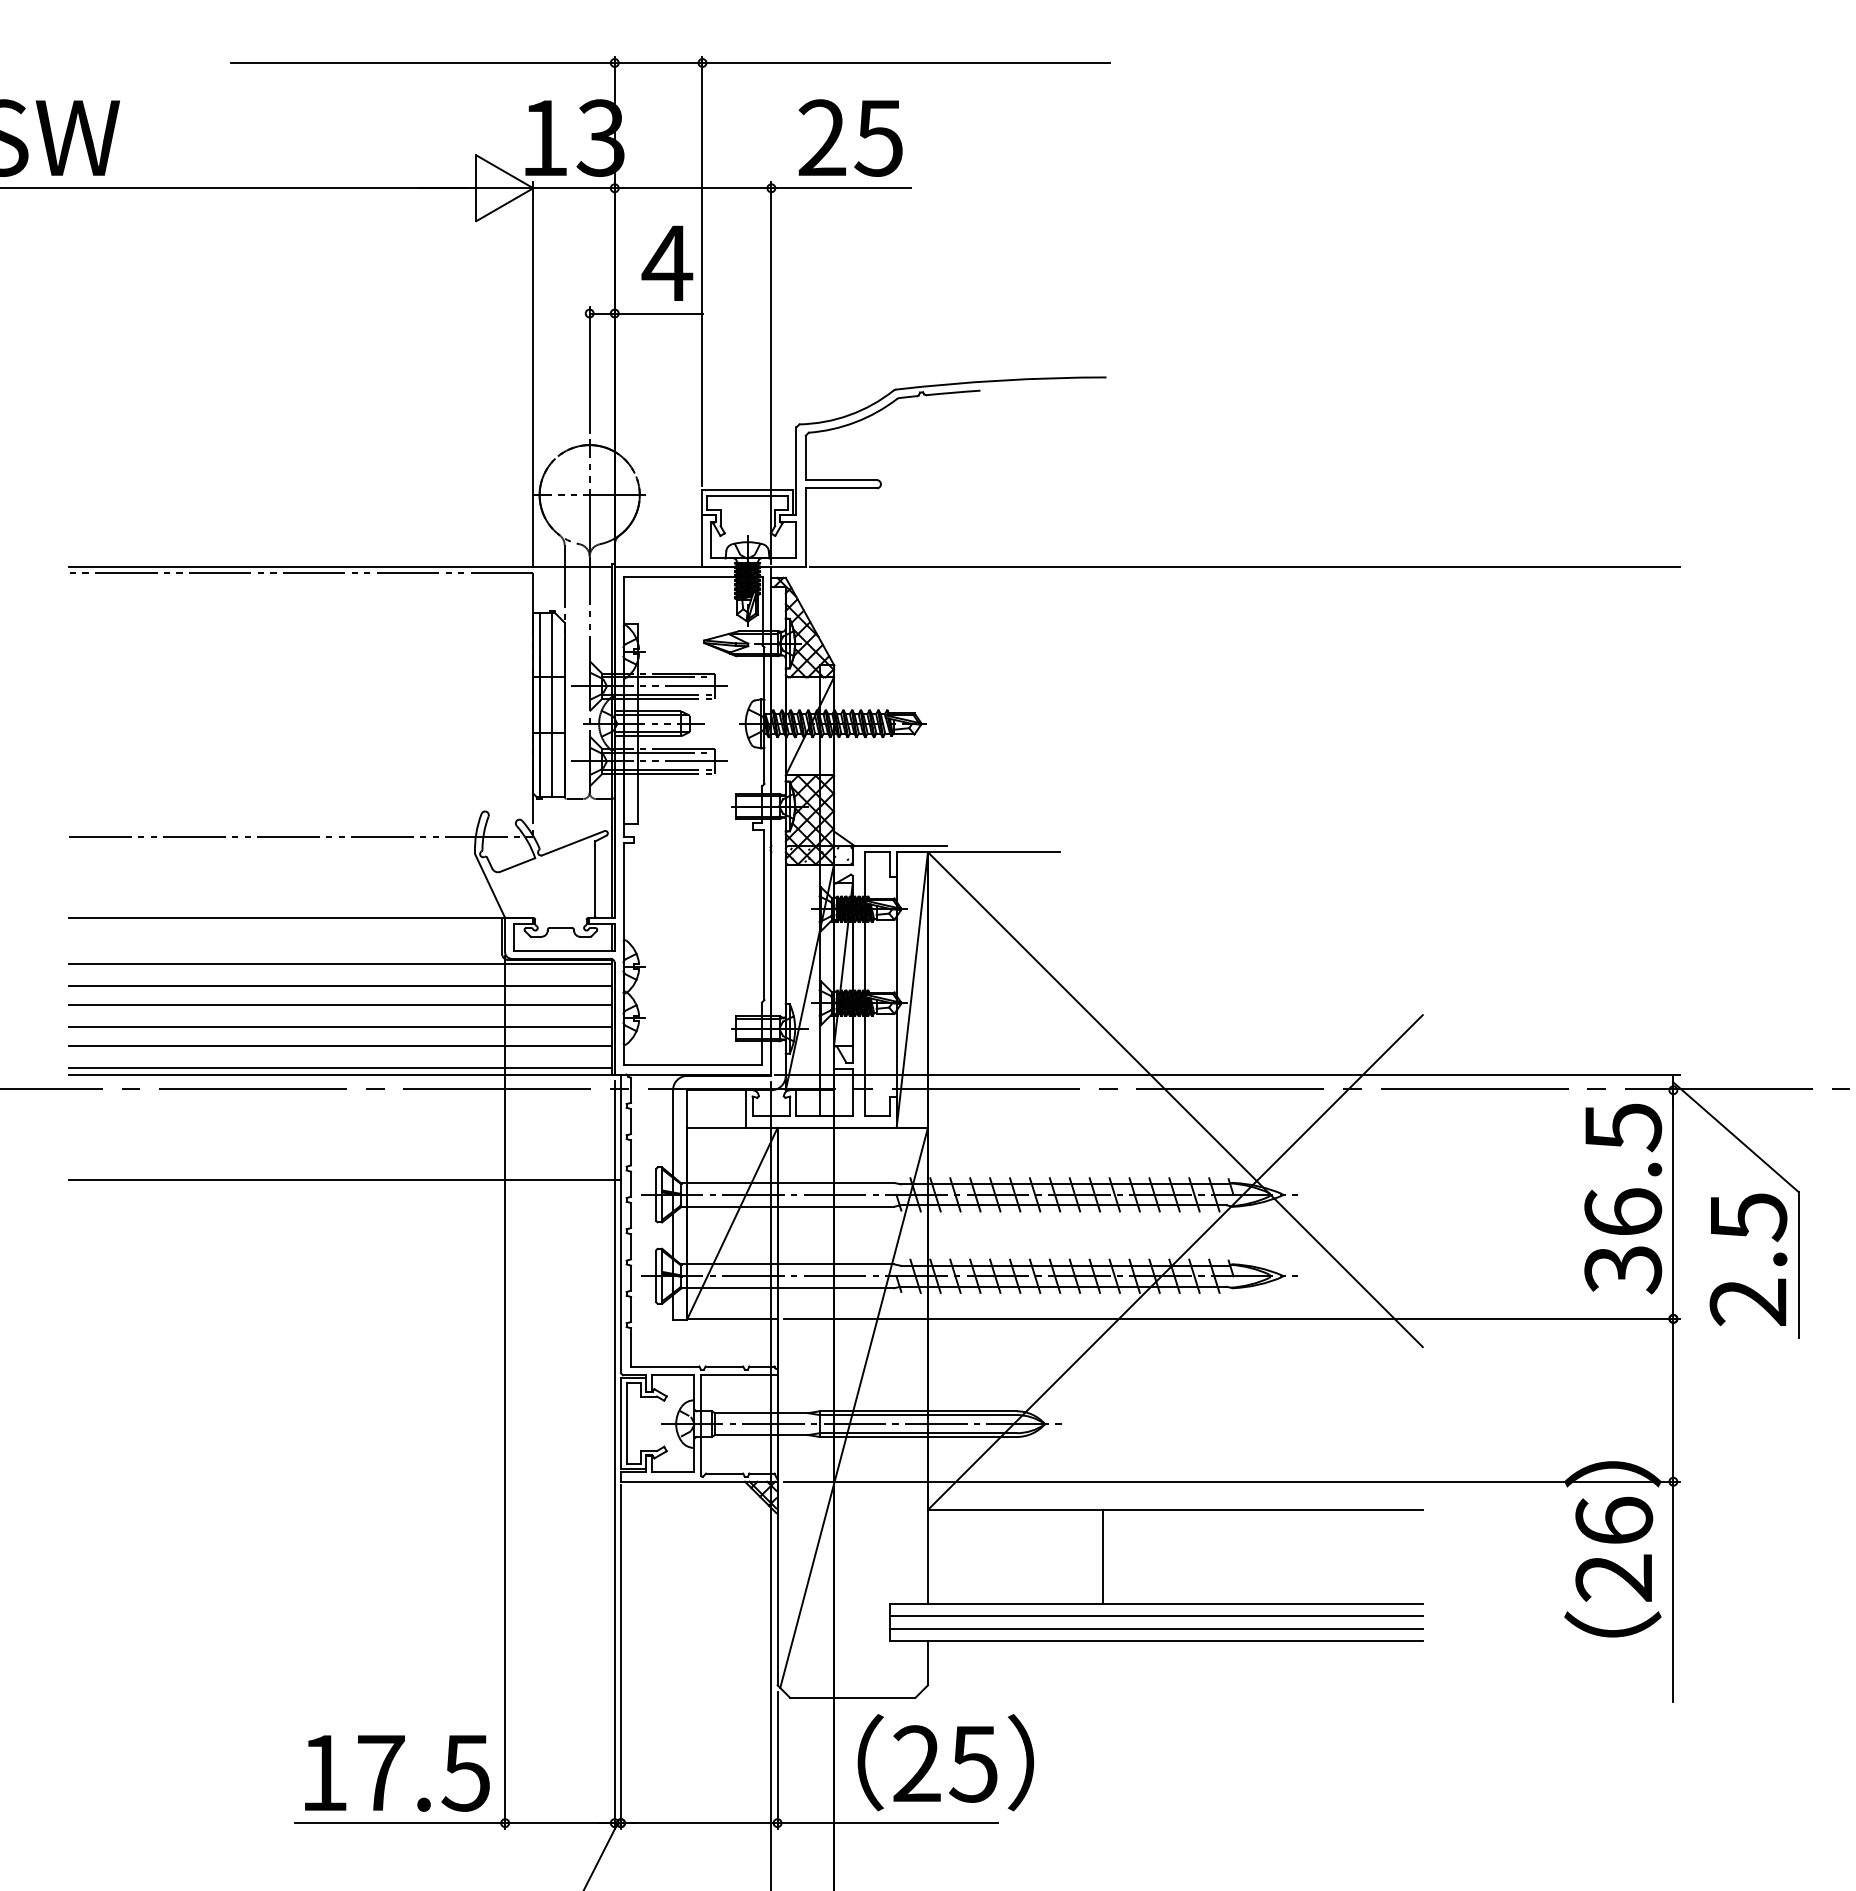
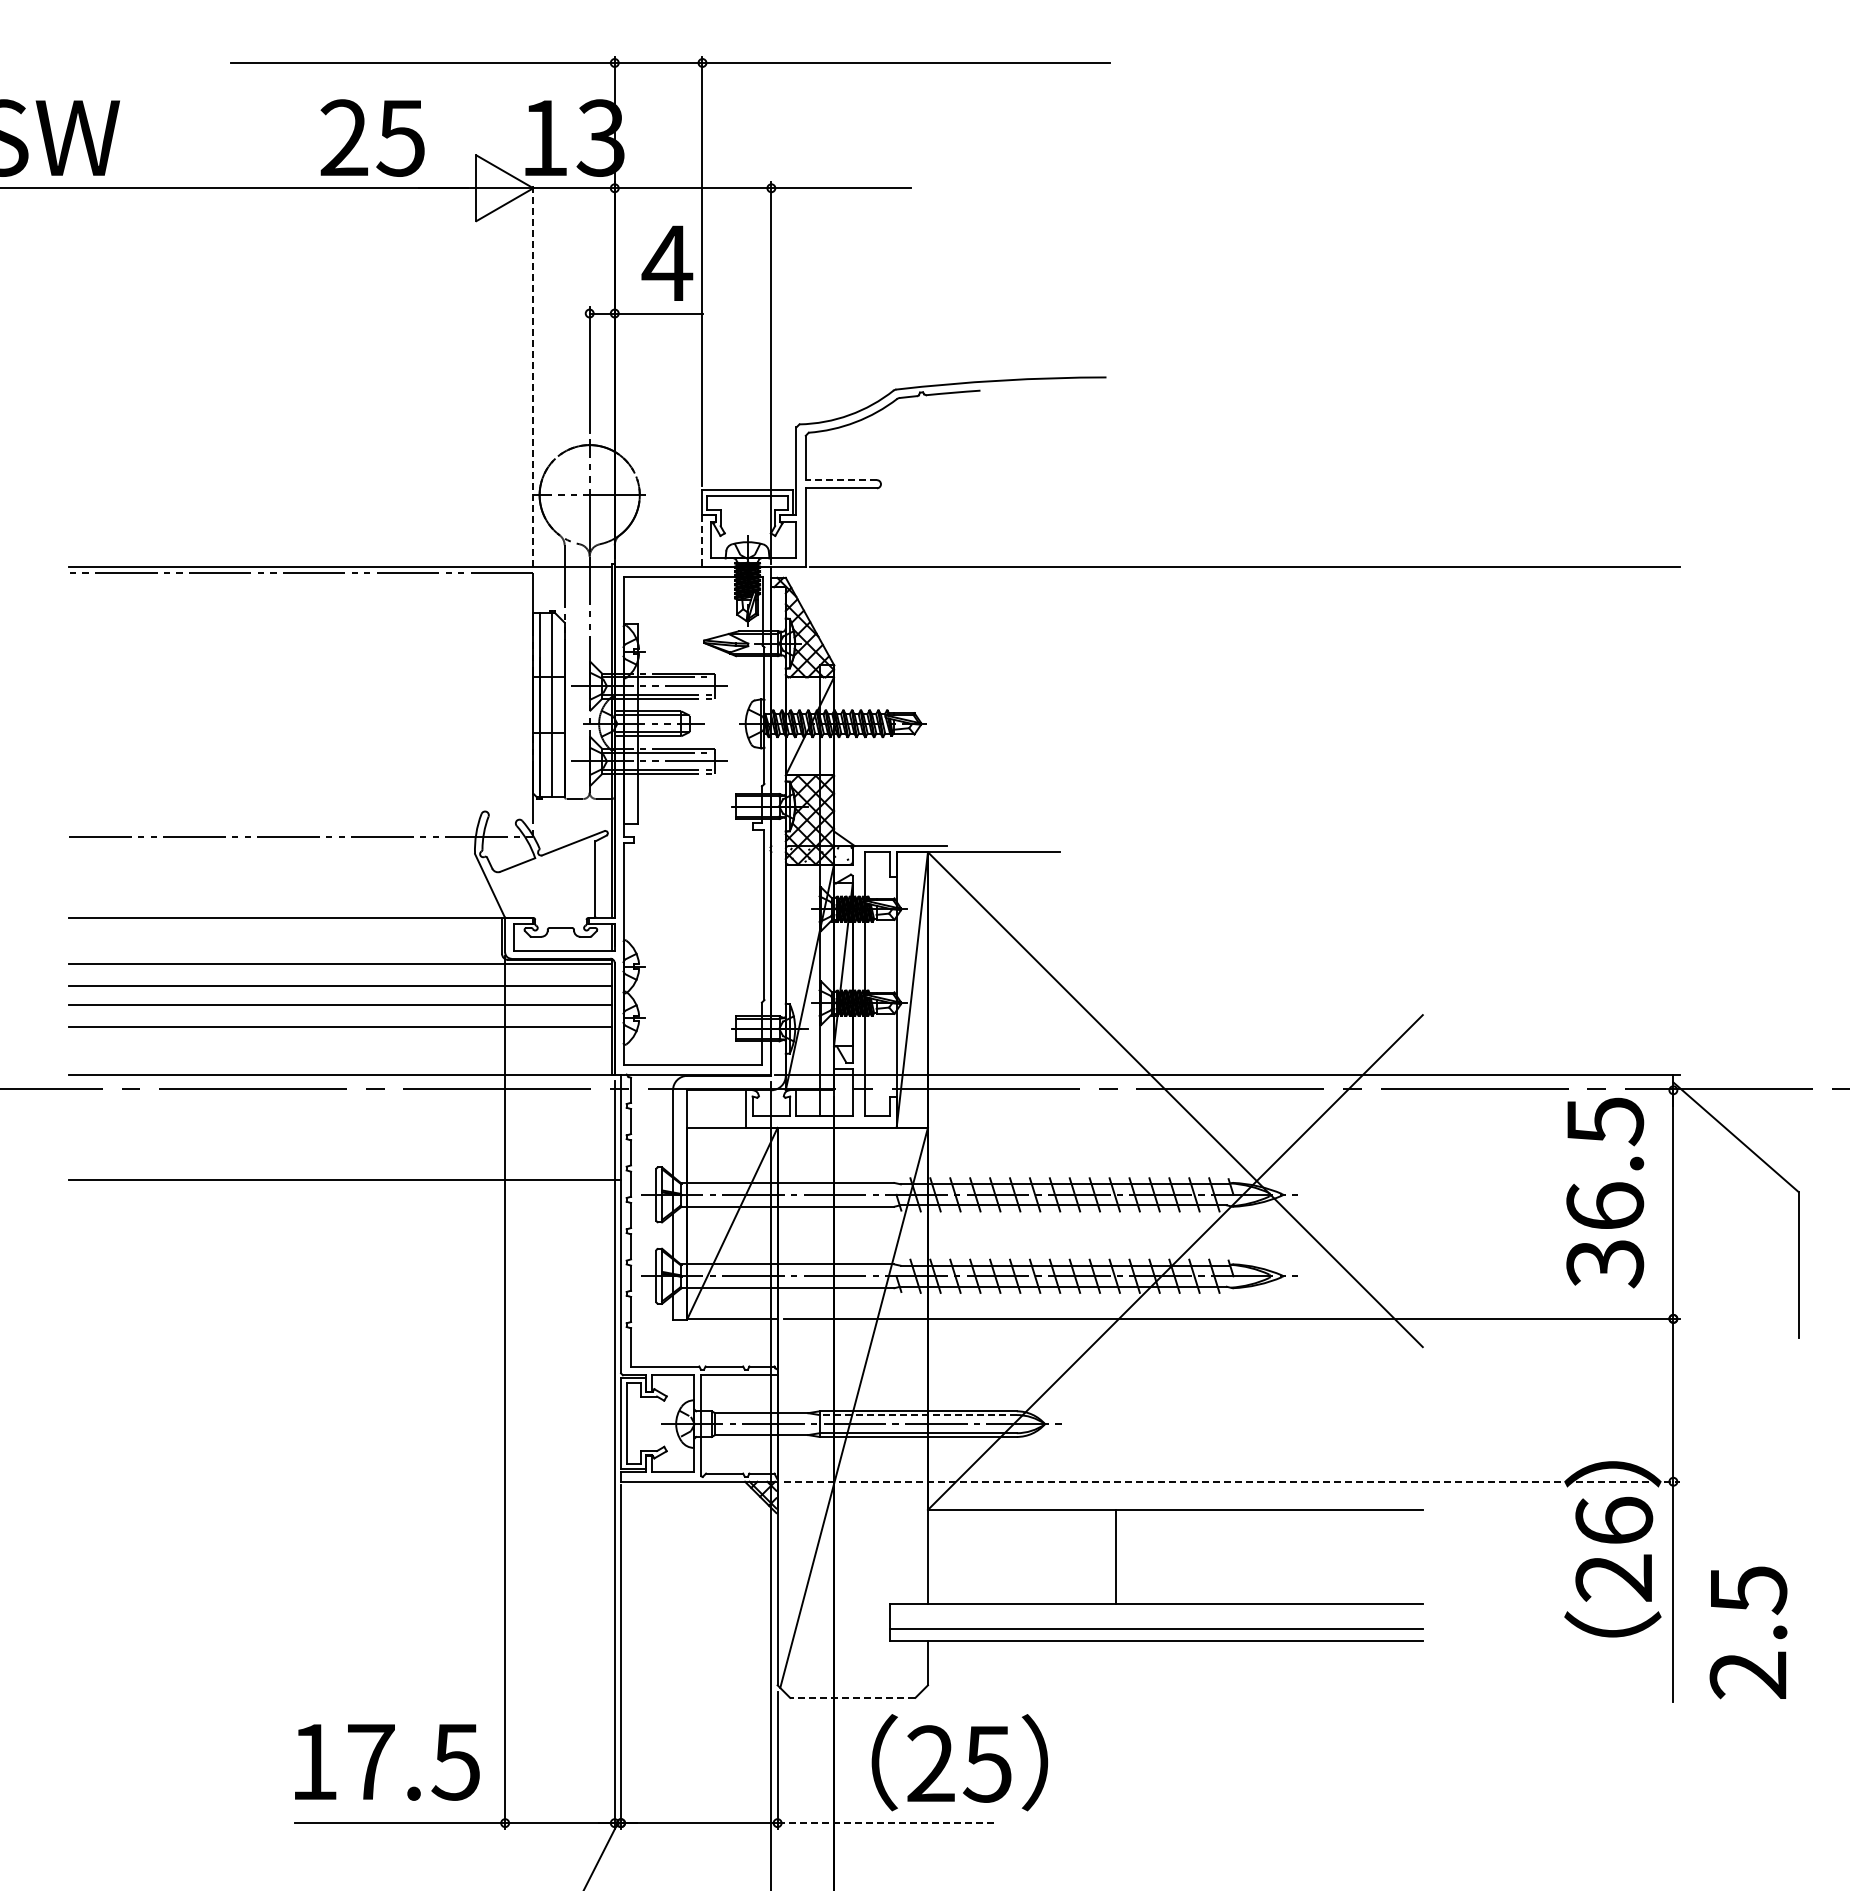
text position: (850, 137) -> (372, 137) (372, 137)
line: solid -> dashed (533, 374)
line: solid -> dashed (841, 480)
line: solid -> dashed (702, 541)
line: present -> none (340, 1045)
line: present -> none (340, 1068)
text position: (1623, 1198) -> (1605, 1192) (1605, 1192)
text position: (1748, 1259) -> (1748, 1632) (1748, 1632)
line: solid -> dashed (918, 1415)
line: solid -> dashed (1231, 1481)
line position: (1103, 1556) -> (1116, 1556) (1116, 1556)
line: present -> none (1156, 1616)
line: solid -> dashed (852, 1697)
text position: (945, 1762) -> (959, 1762) (959, 1762)
text position: (397, 1773) -> (387, 1762) (387, 1762)
line: solid -> dashed (887, 1823)
